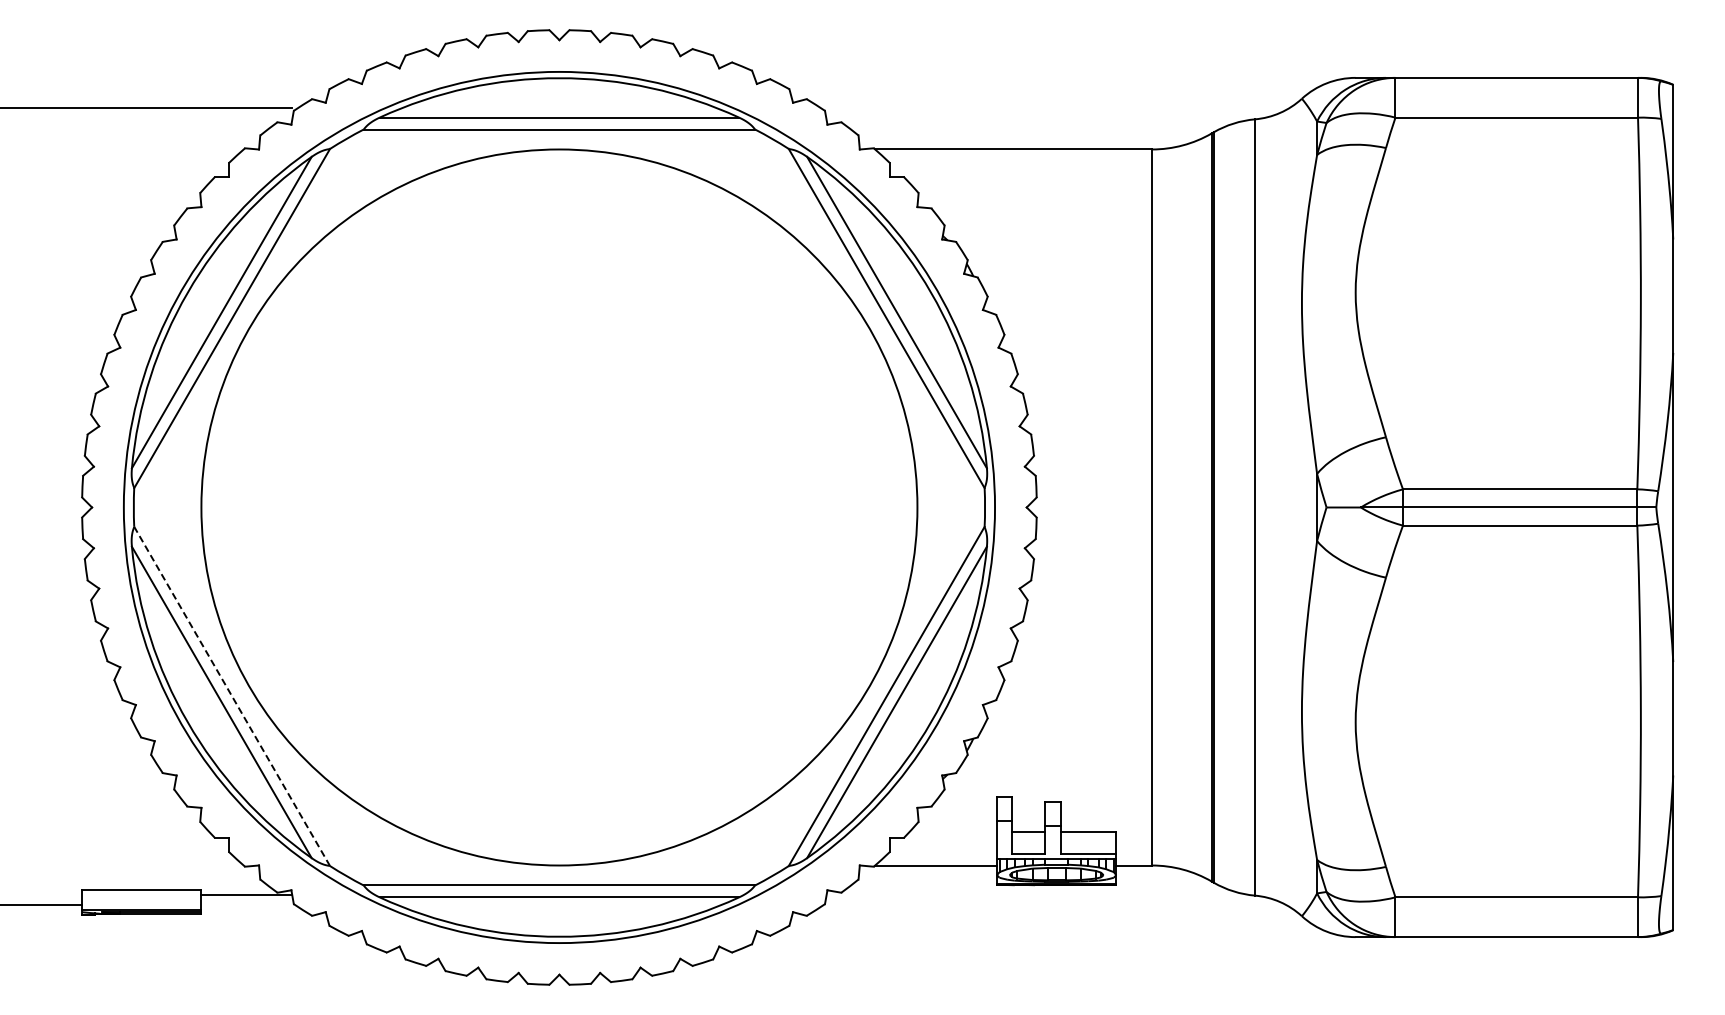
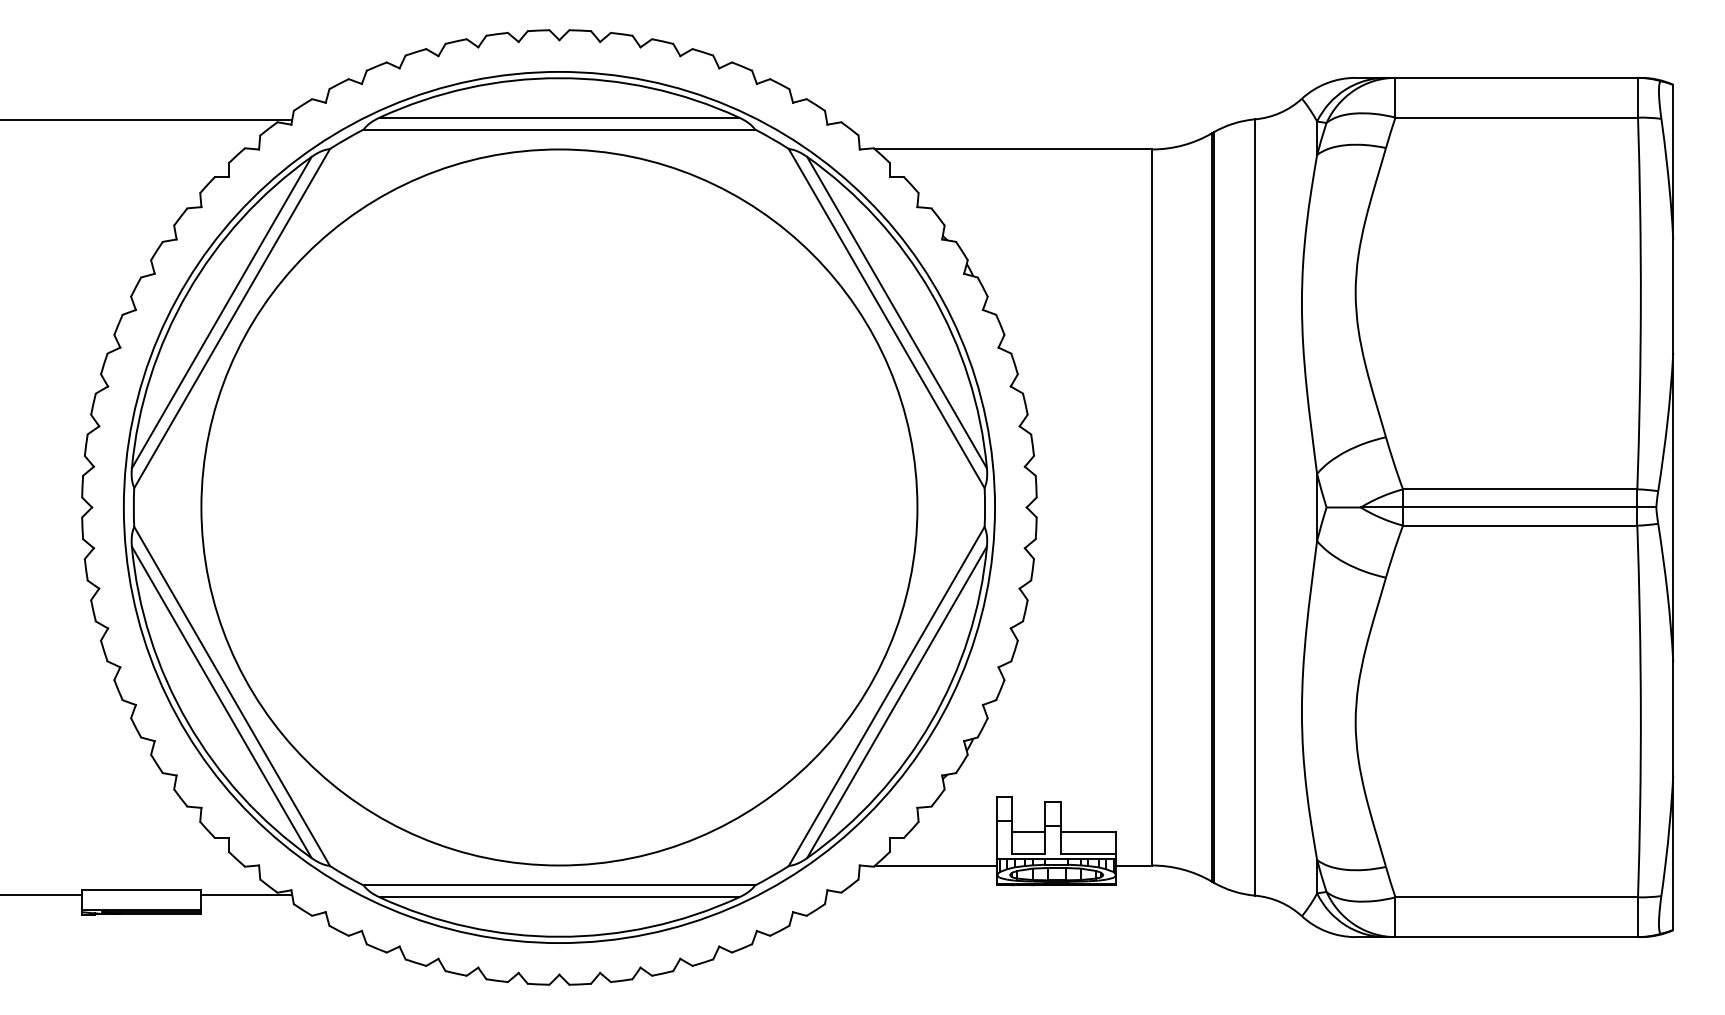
line position: (147, 107) -> (147, 119) (147, 119)
line: dashed -> solid (232, 696)
line position: (42, 905) -> (42, 895) (42, 895)
